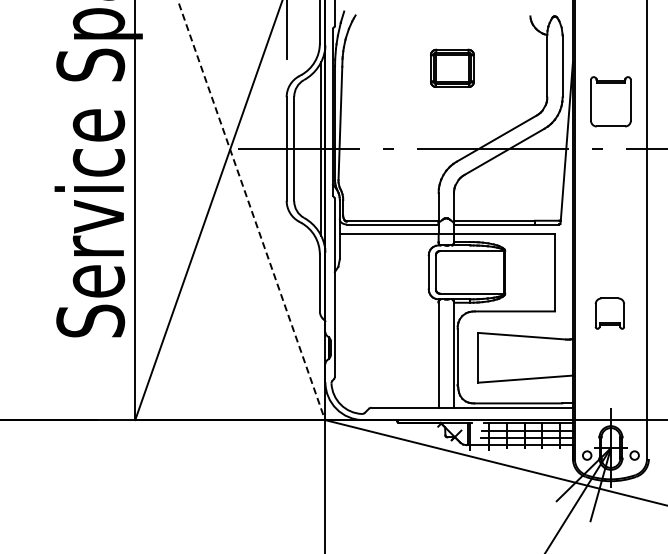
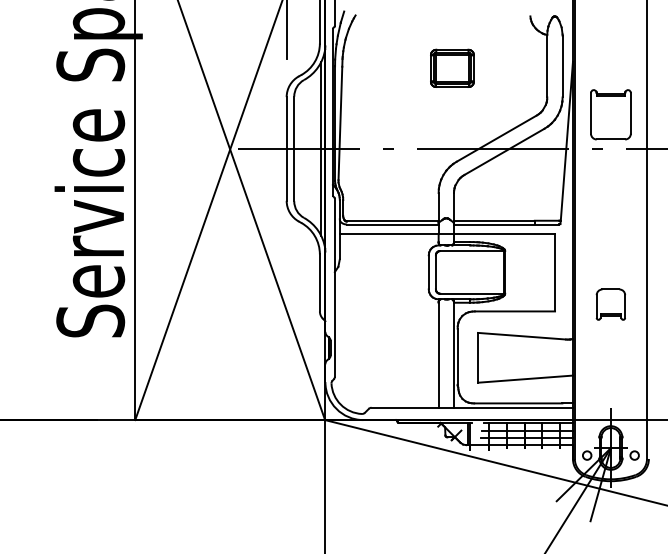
part position: (610, 101) -> (610, 114) (610, 114)
line: dashed -> solid (251, 210)
part position: (609, 313) -> (610, 304) (610, 304)
